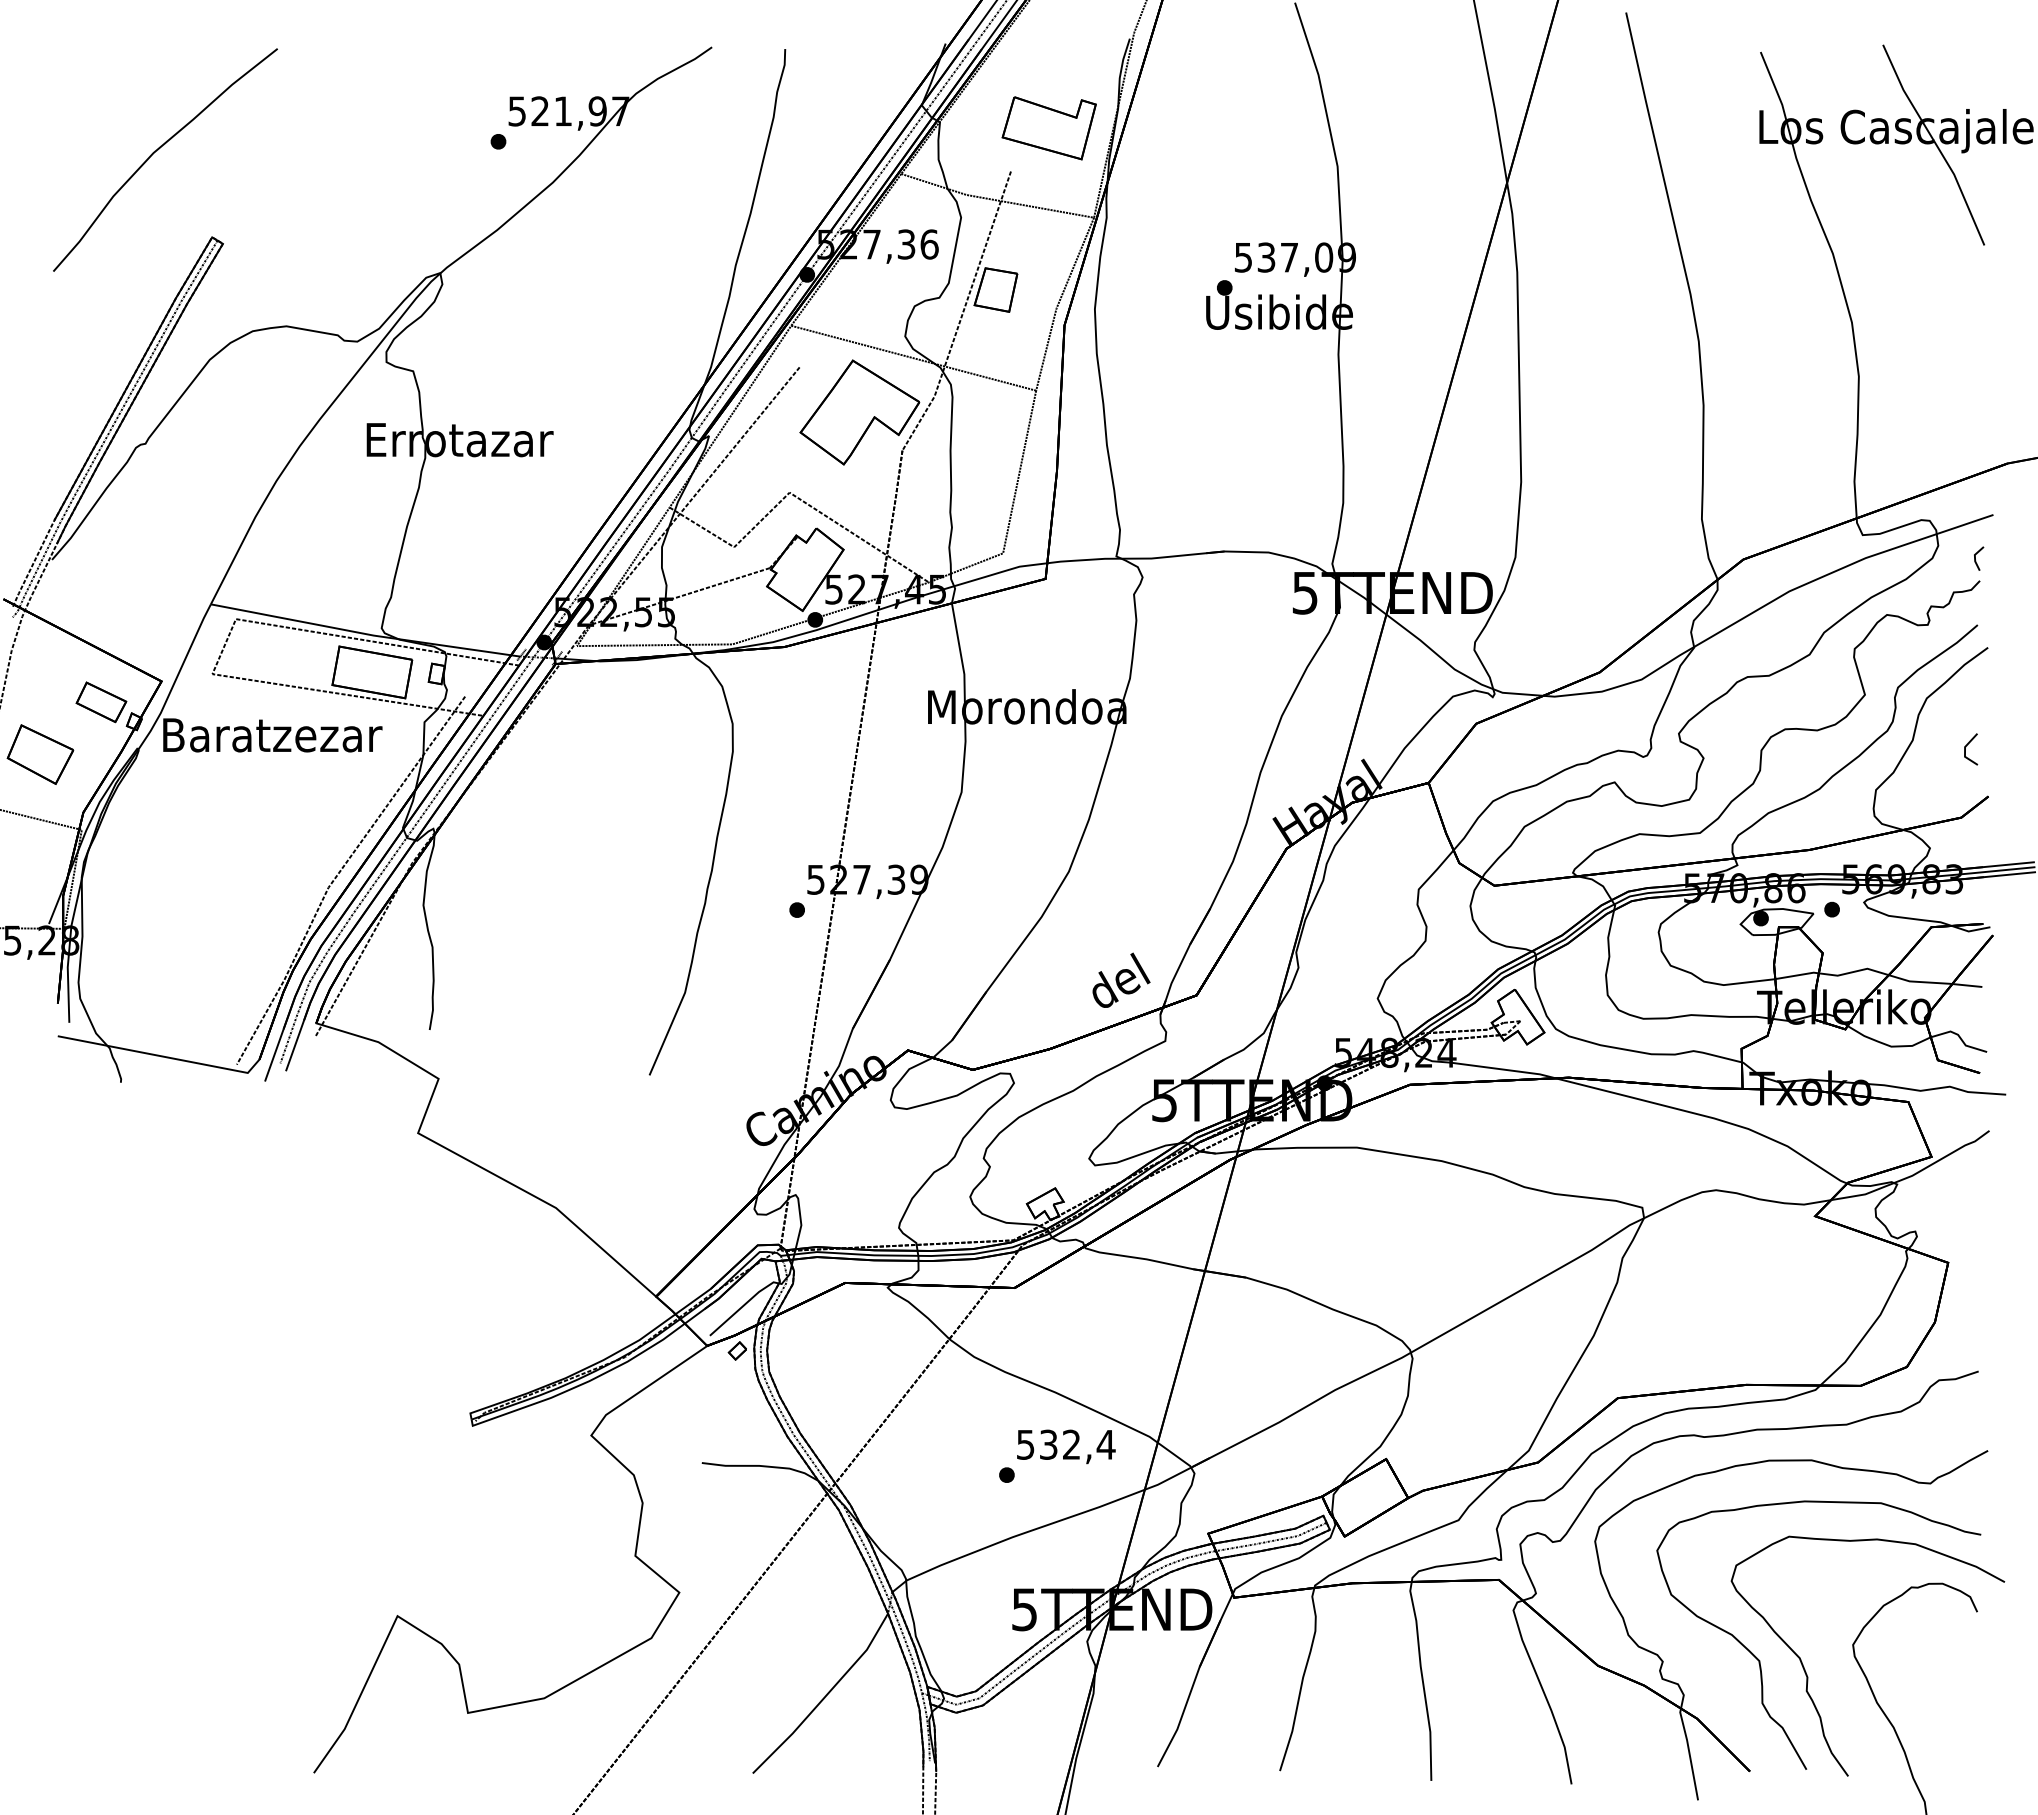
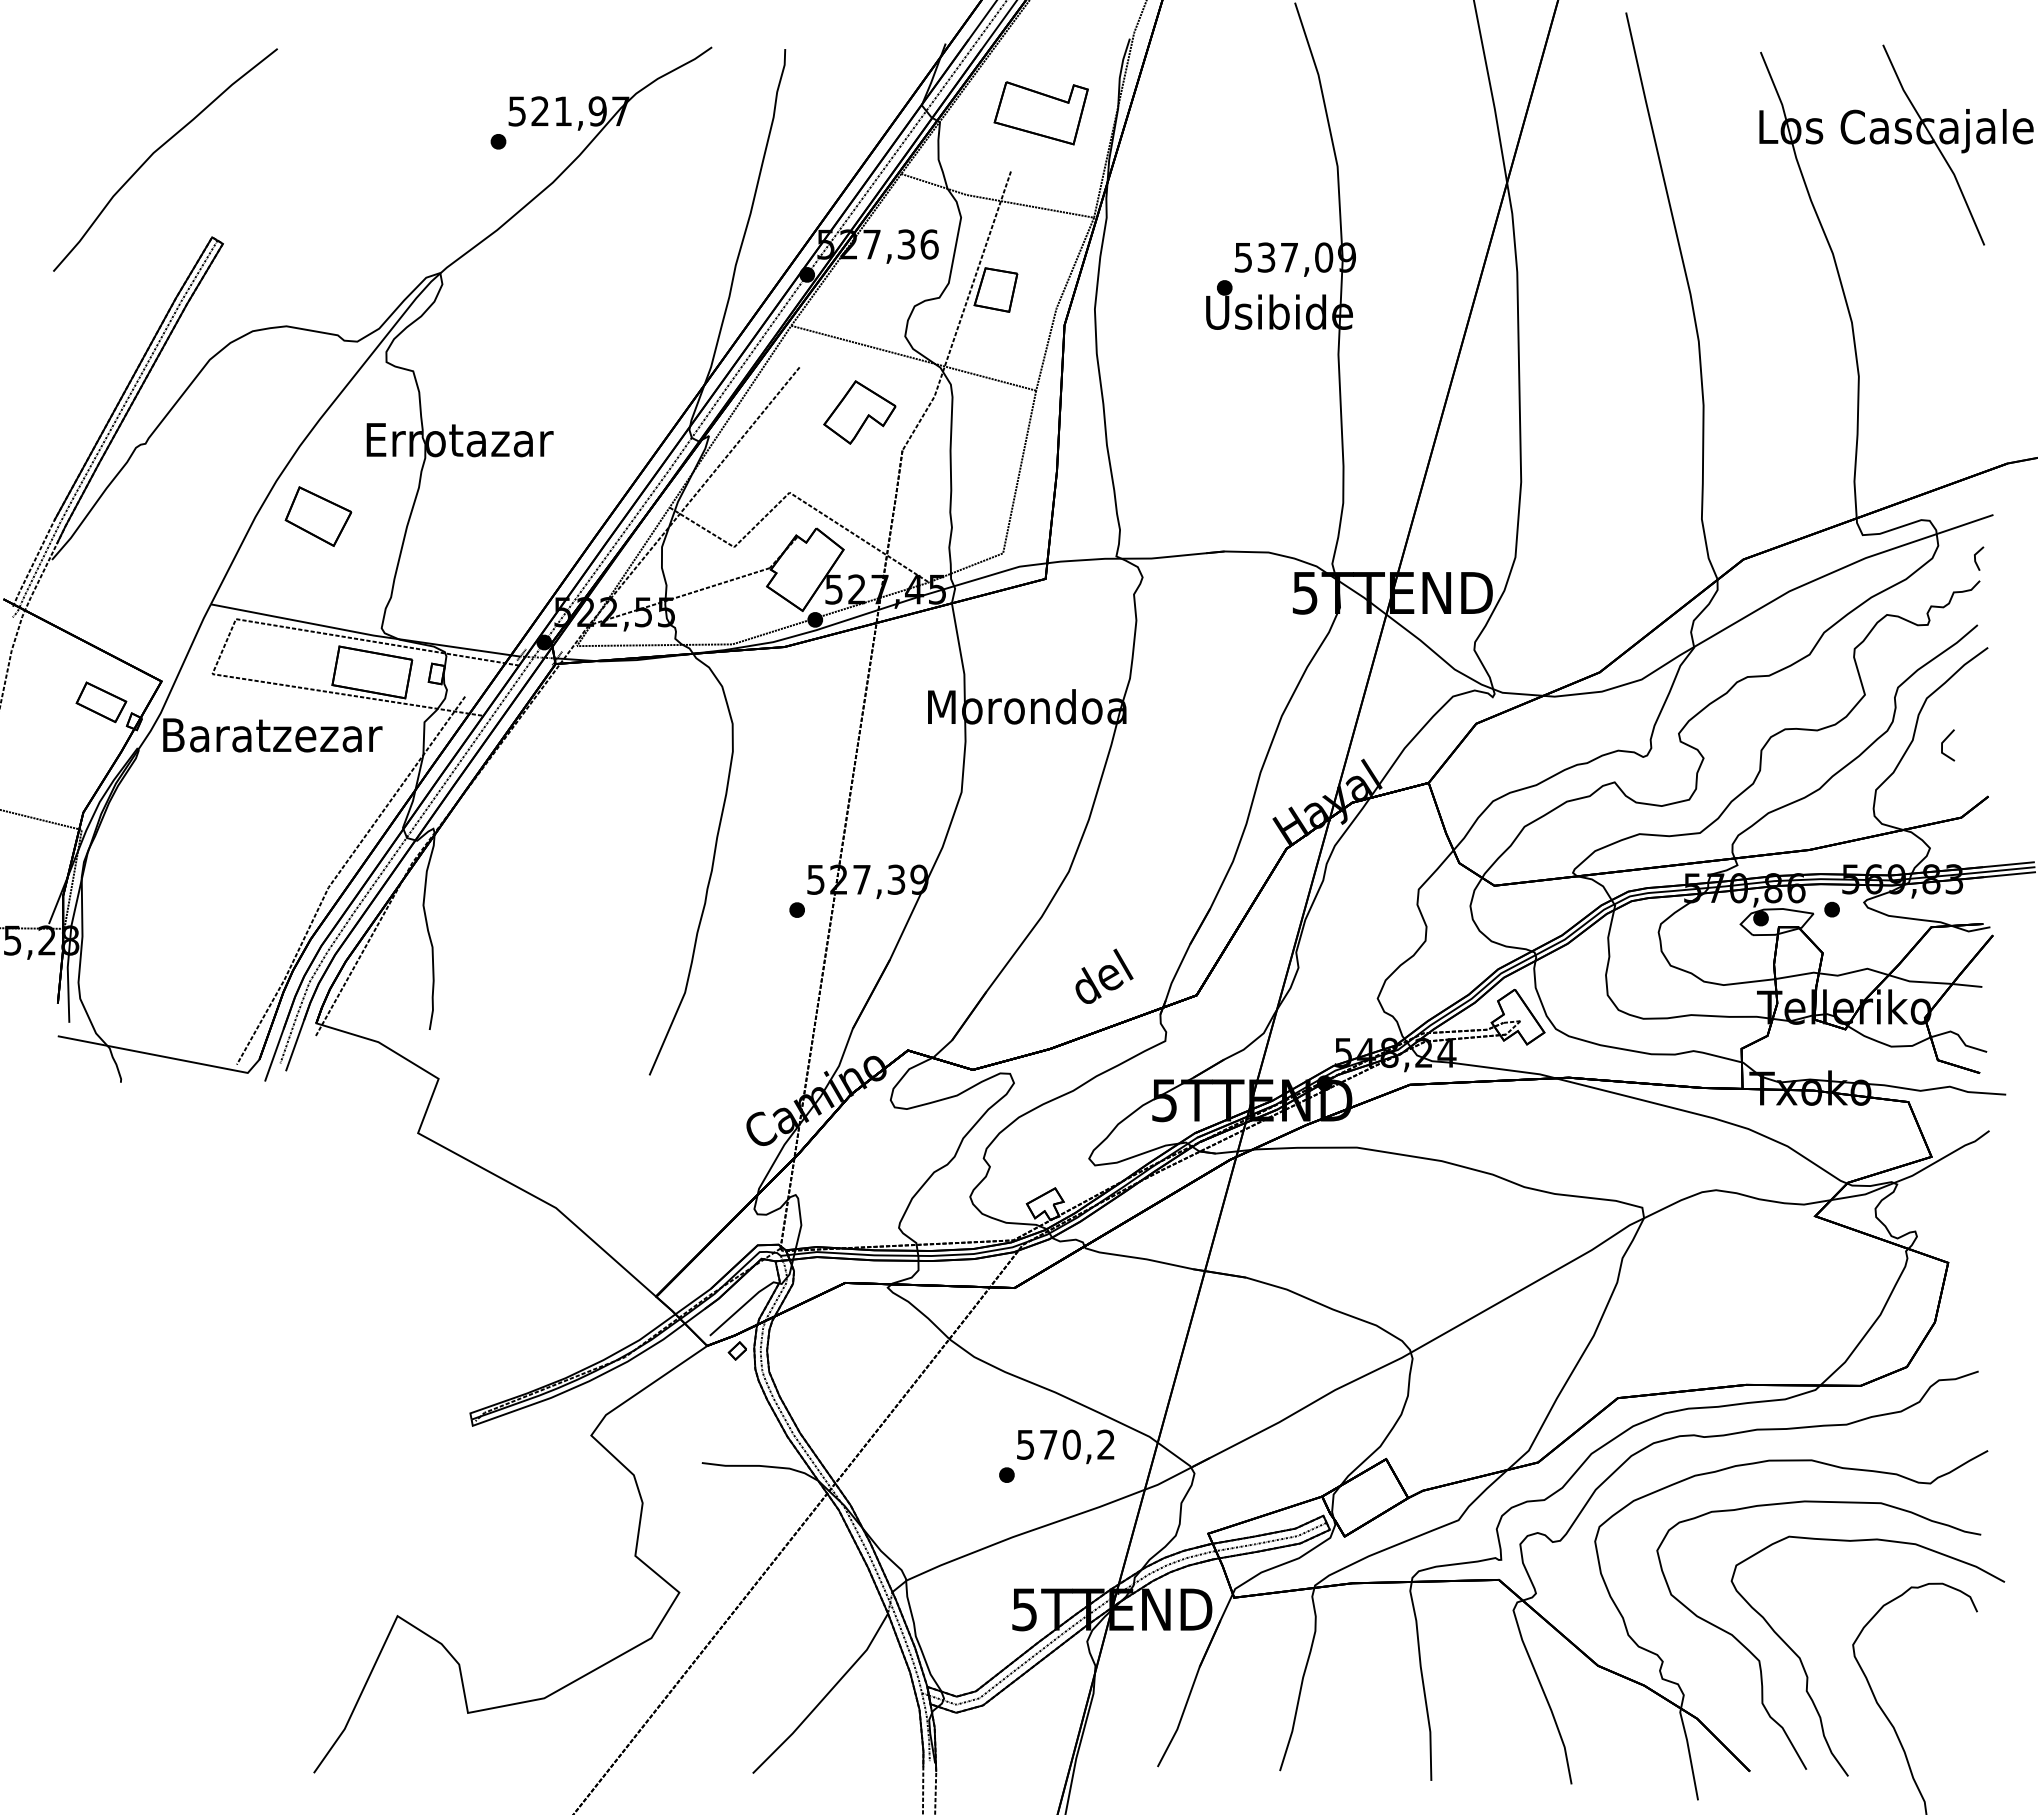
part position: (1048, 128) -> (1040, 113) (1040, 113)
part size: 122x107 px -> 74x65 px (859, 412)
line position: (1966, 747) -> (1943, 743) (1943, 743)
part position: (40, 754) -> (318, 516) (318, 516)
text position: (1121, 979) -> (1104, 975) (1104, 975)
text: 532,4 -> 570,2 (1077, 1444)
